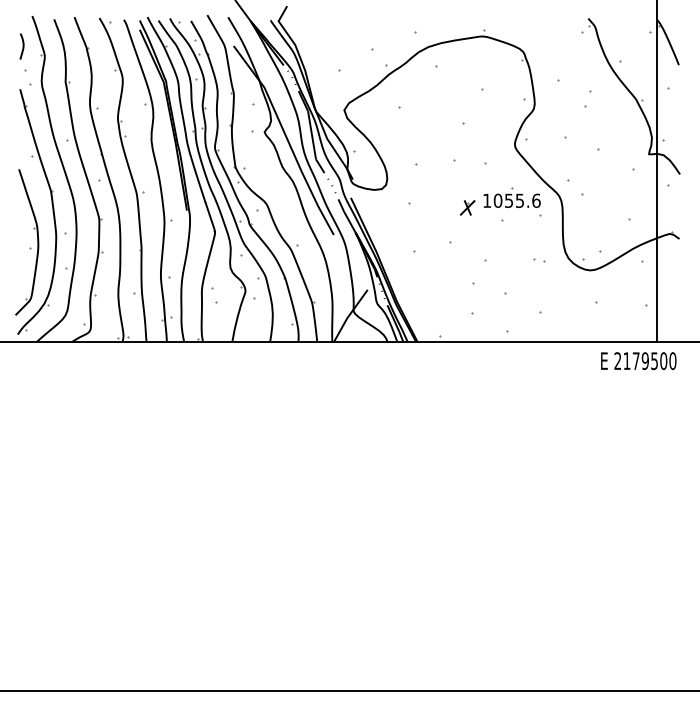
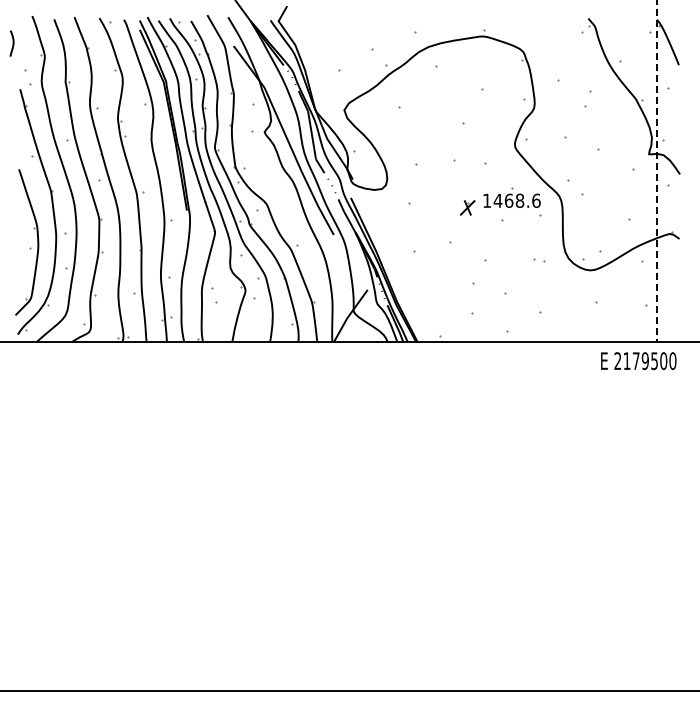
curve position: (22, 46) -> (12, 43) (12, 43)
line: solid -> dashed (656, 171)
text: 1055.6 -> 1468.6 (508, 200)
